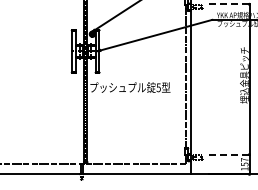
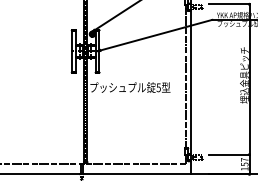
line: dashed -> solid (229, 4)
line: dashed -> solid (229, 154)
